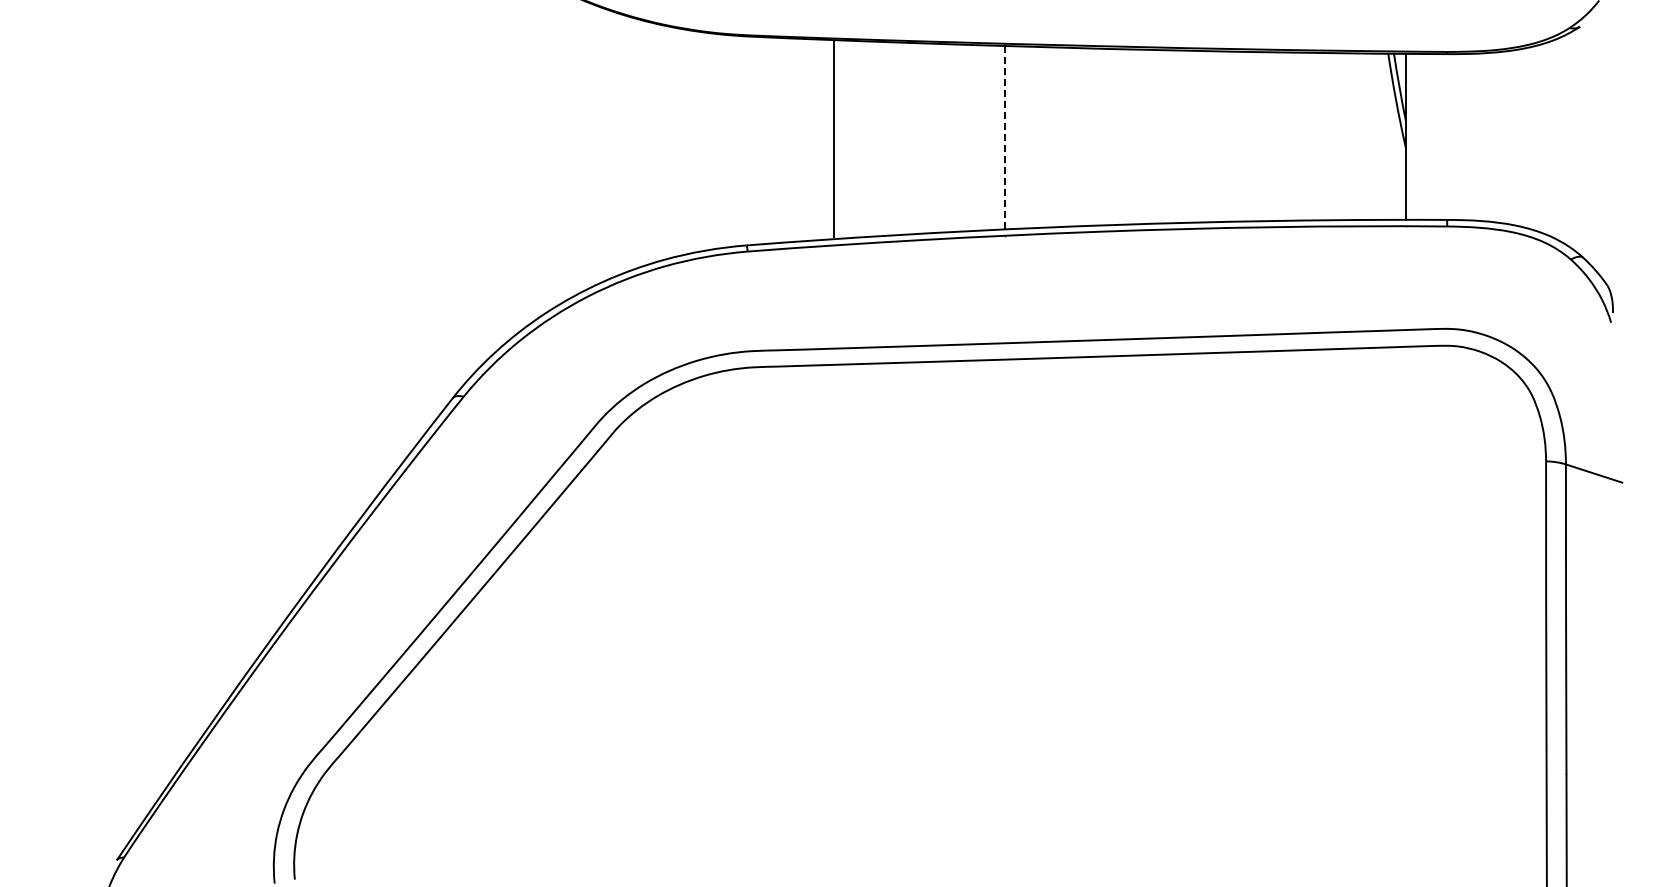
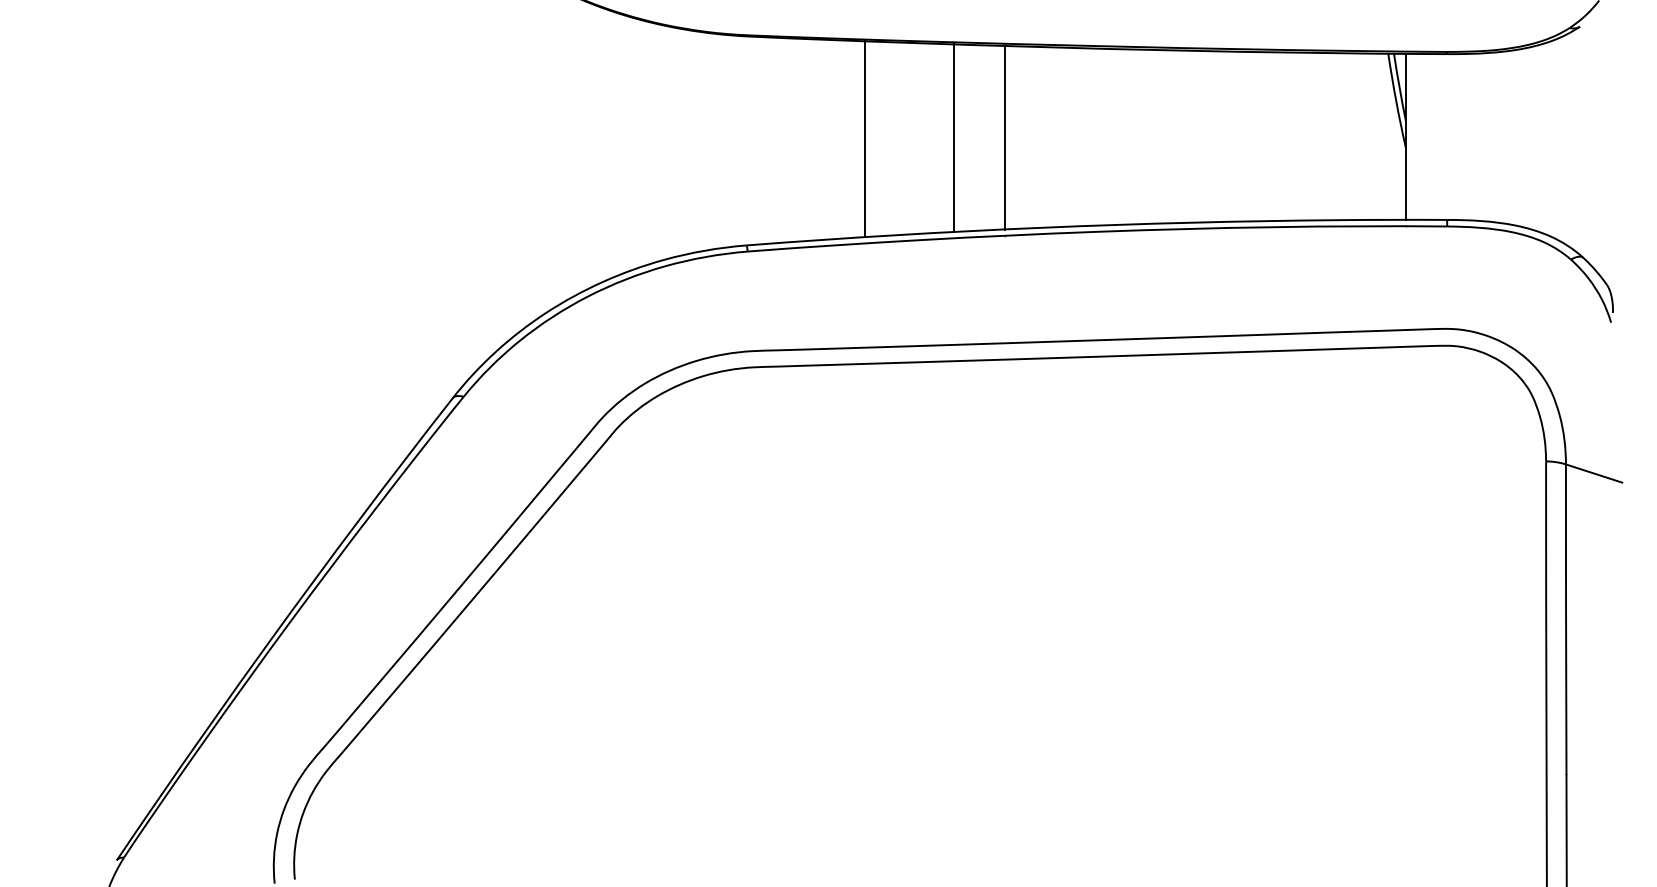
line: dashed -> solid (1005, 137)
line: none -> present (953, 138)
line position: (834, 139) -> (865, 139) (865, 139)
